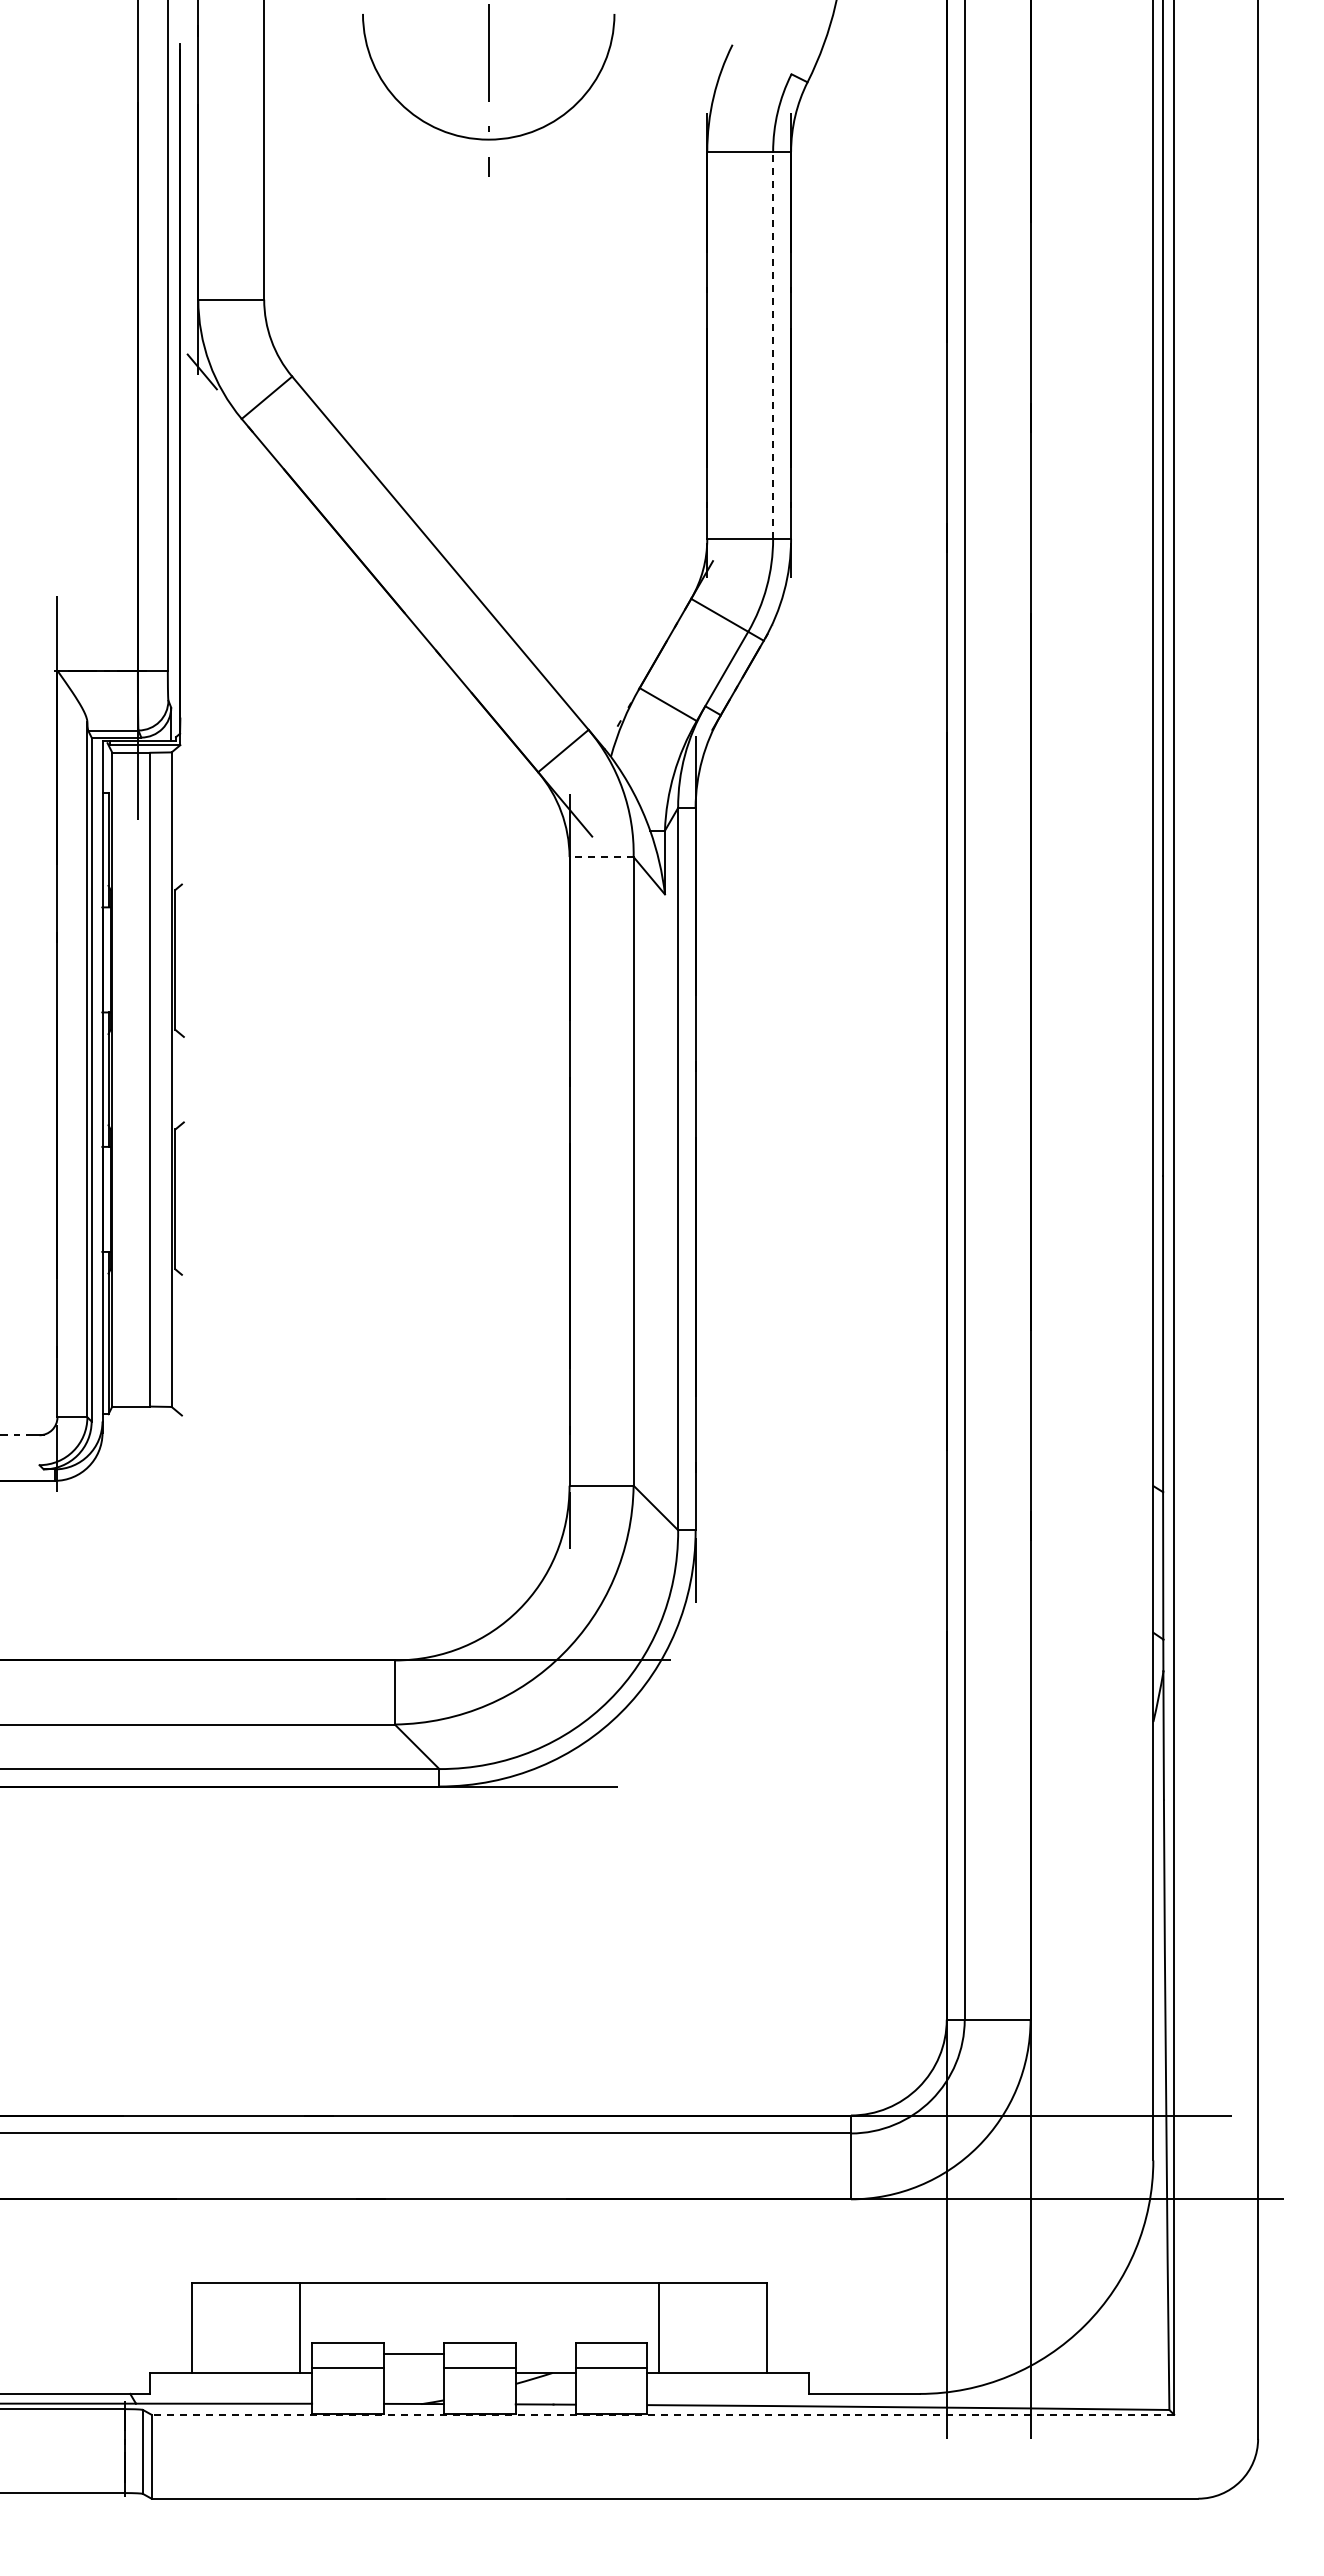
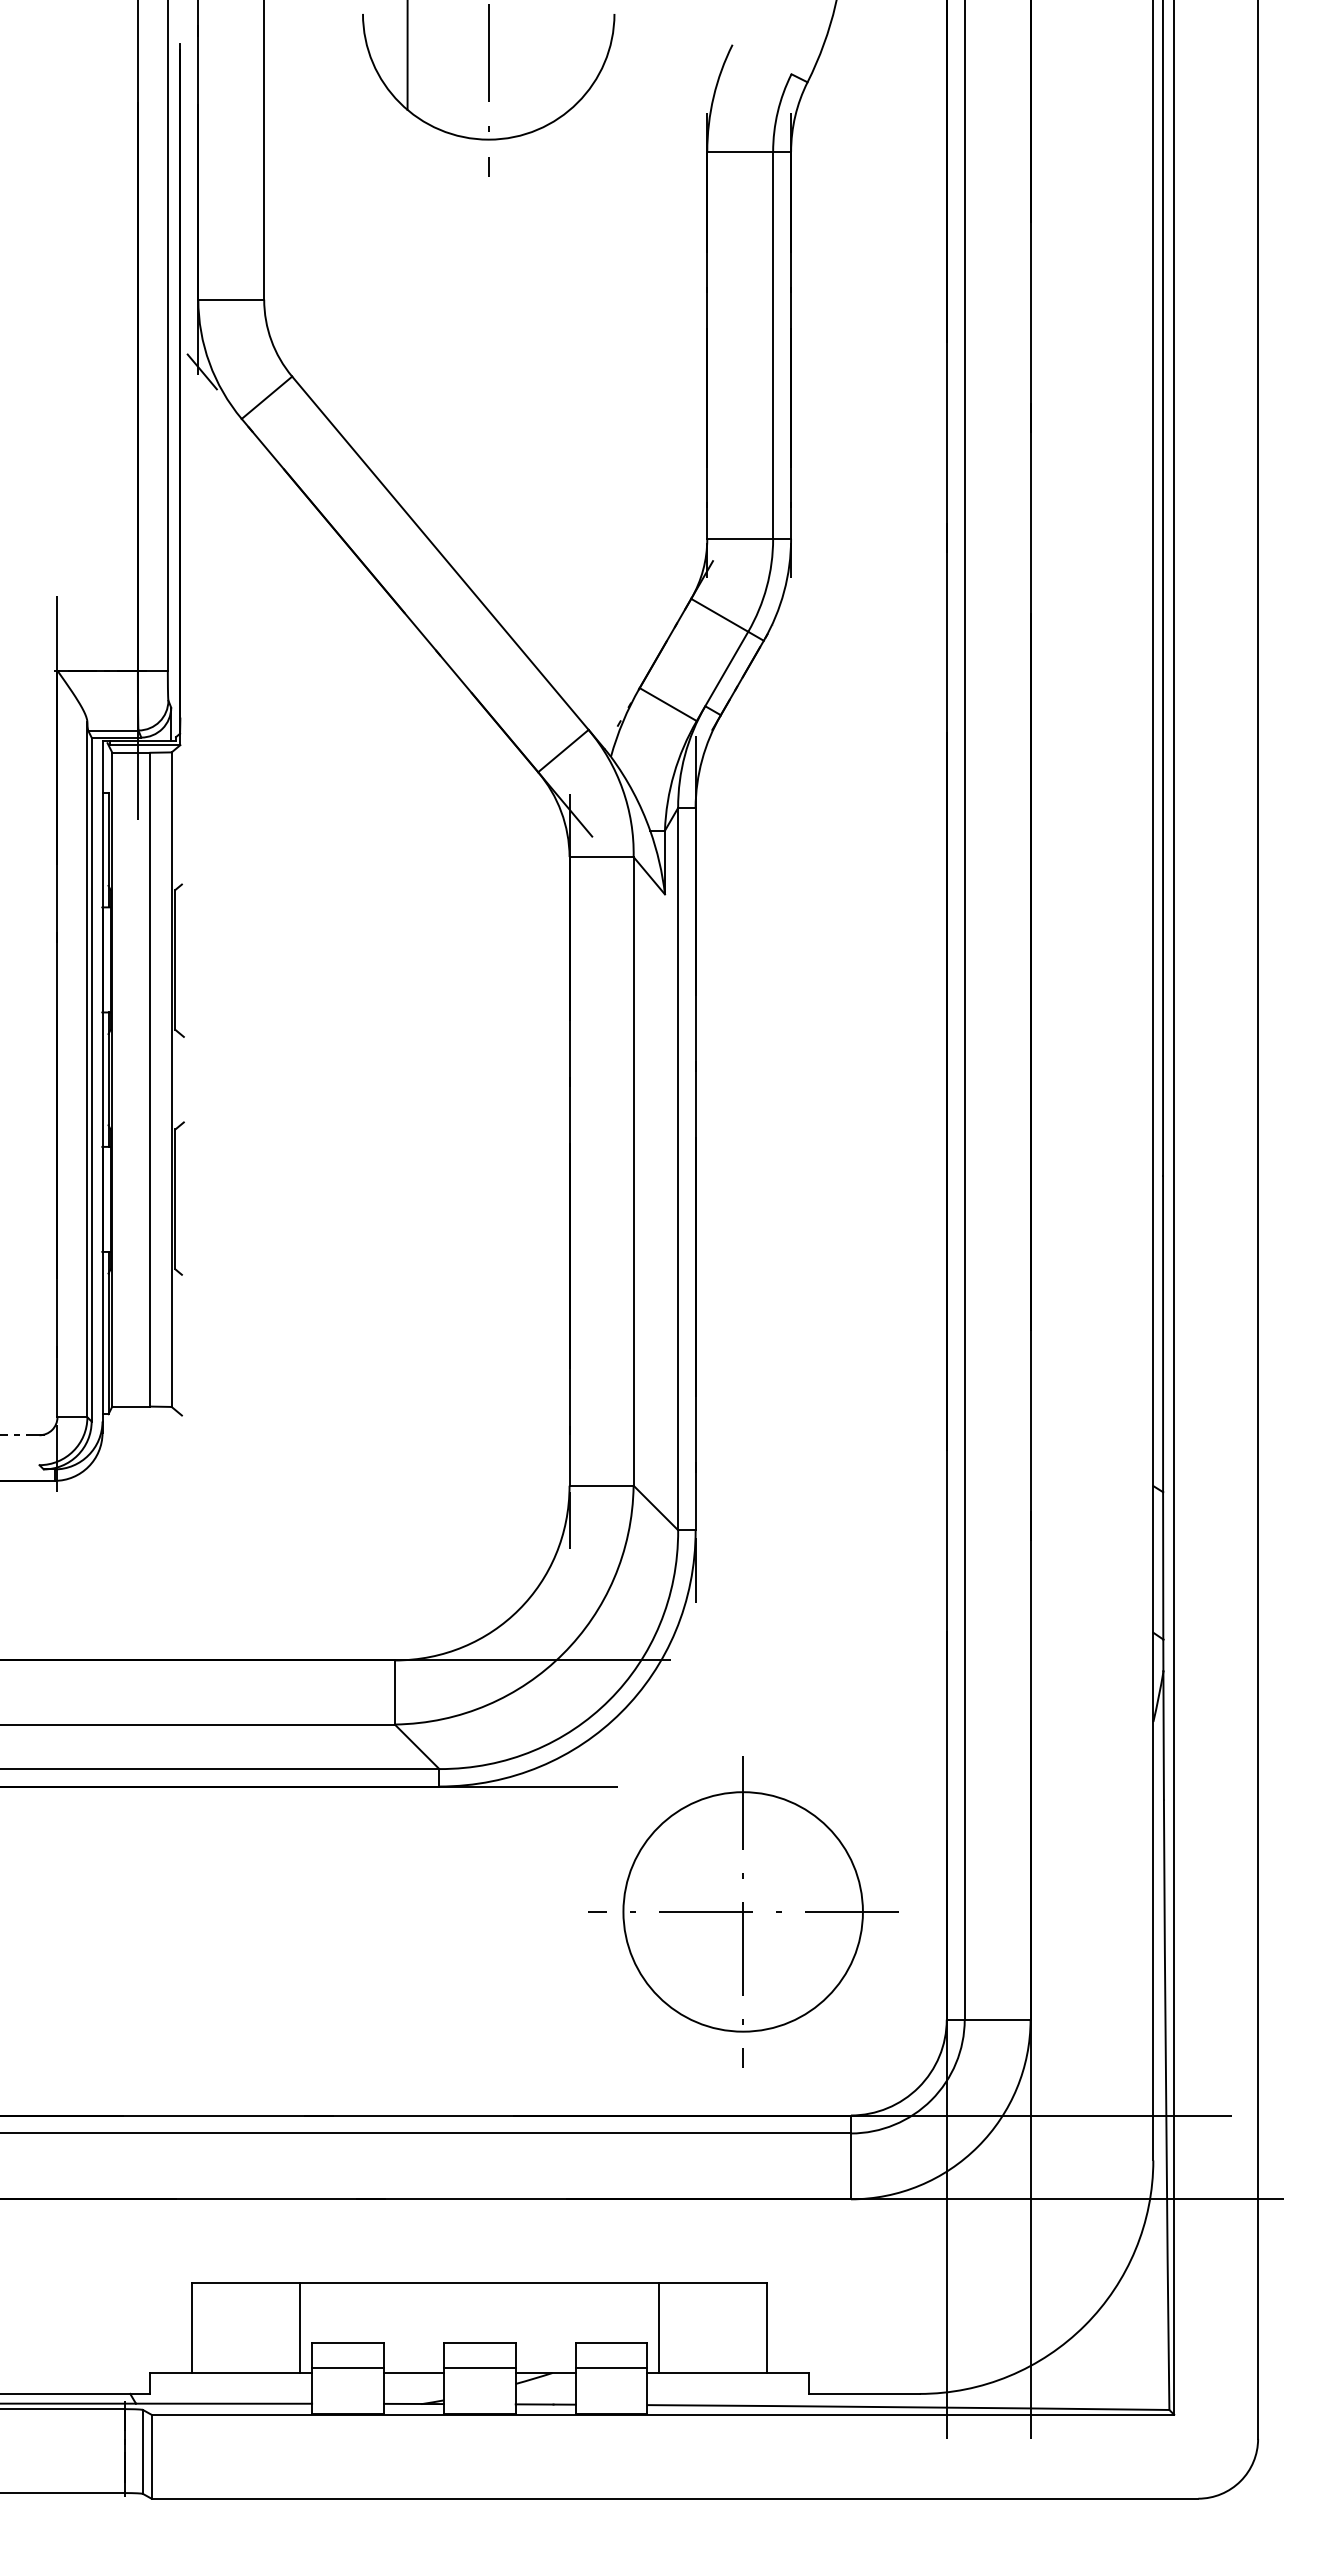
line: none -> present (407, 55)
line: dashed -> solid (773, 345)
line: dashed -> solid (601, 857)
part: none -> present (743, 1911)
line position: (413, 2353) -> (413, 2372) (413, 2372)
line: dashed -> solid (662, 2414)
